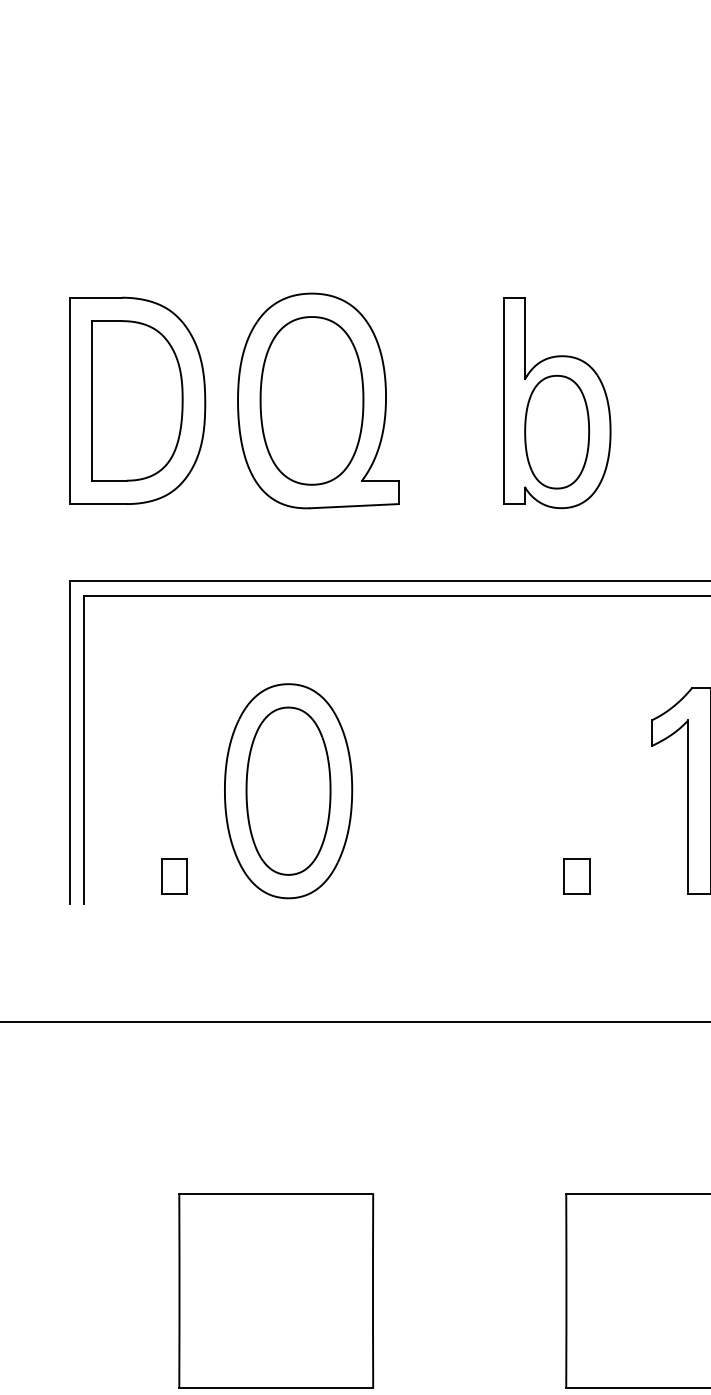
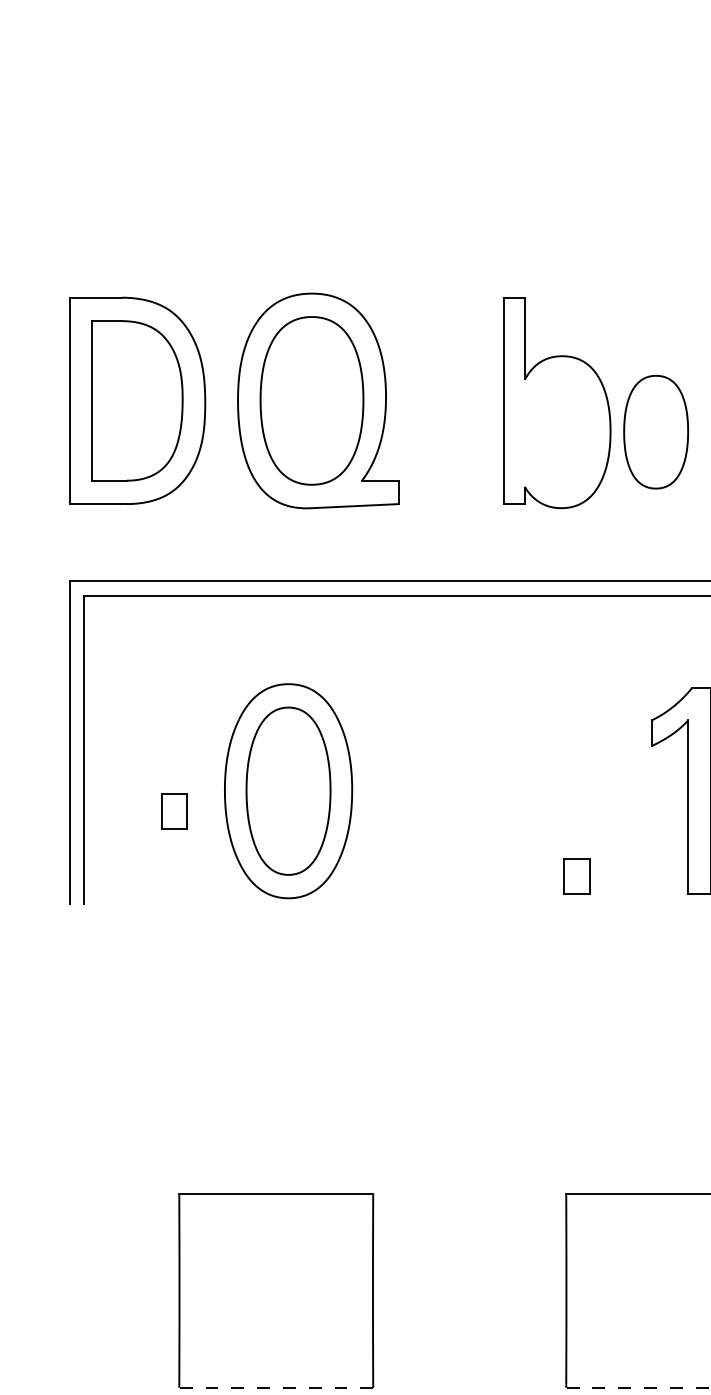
part position: (557, 431) -> (656, 431) (656, 431)
part position: (174, 876) -> (174, 811) (174, 811)
line: present -> none (354, 1022)
line: solid -> dashed (276, 1387)
line: solid -> dashed (638, 1387)
